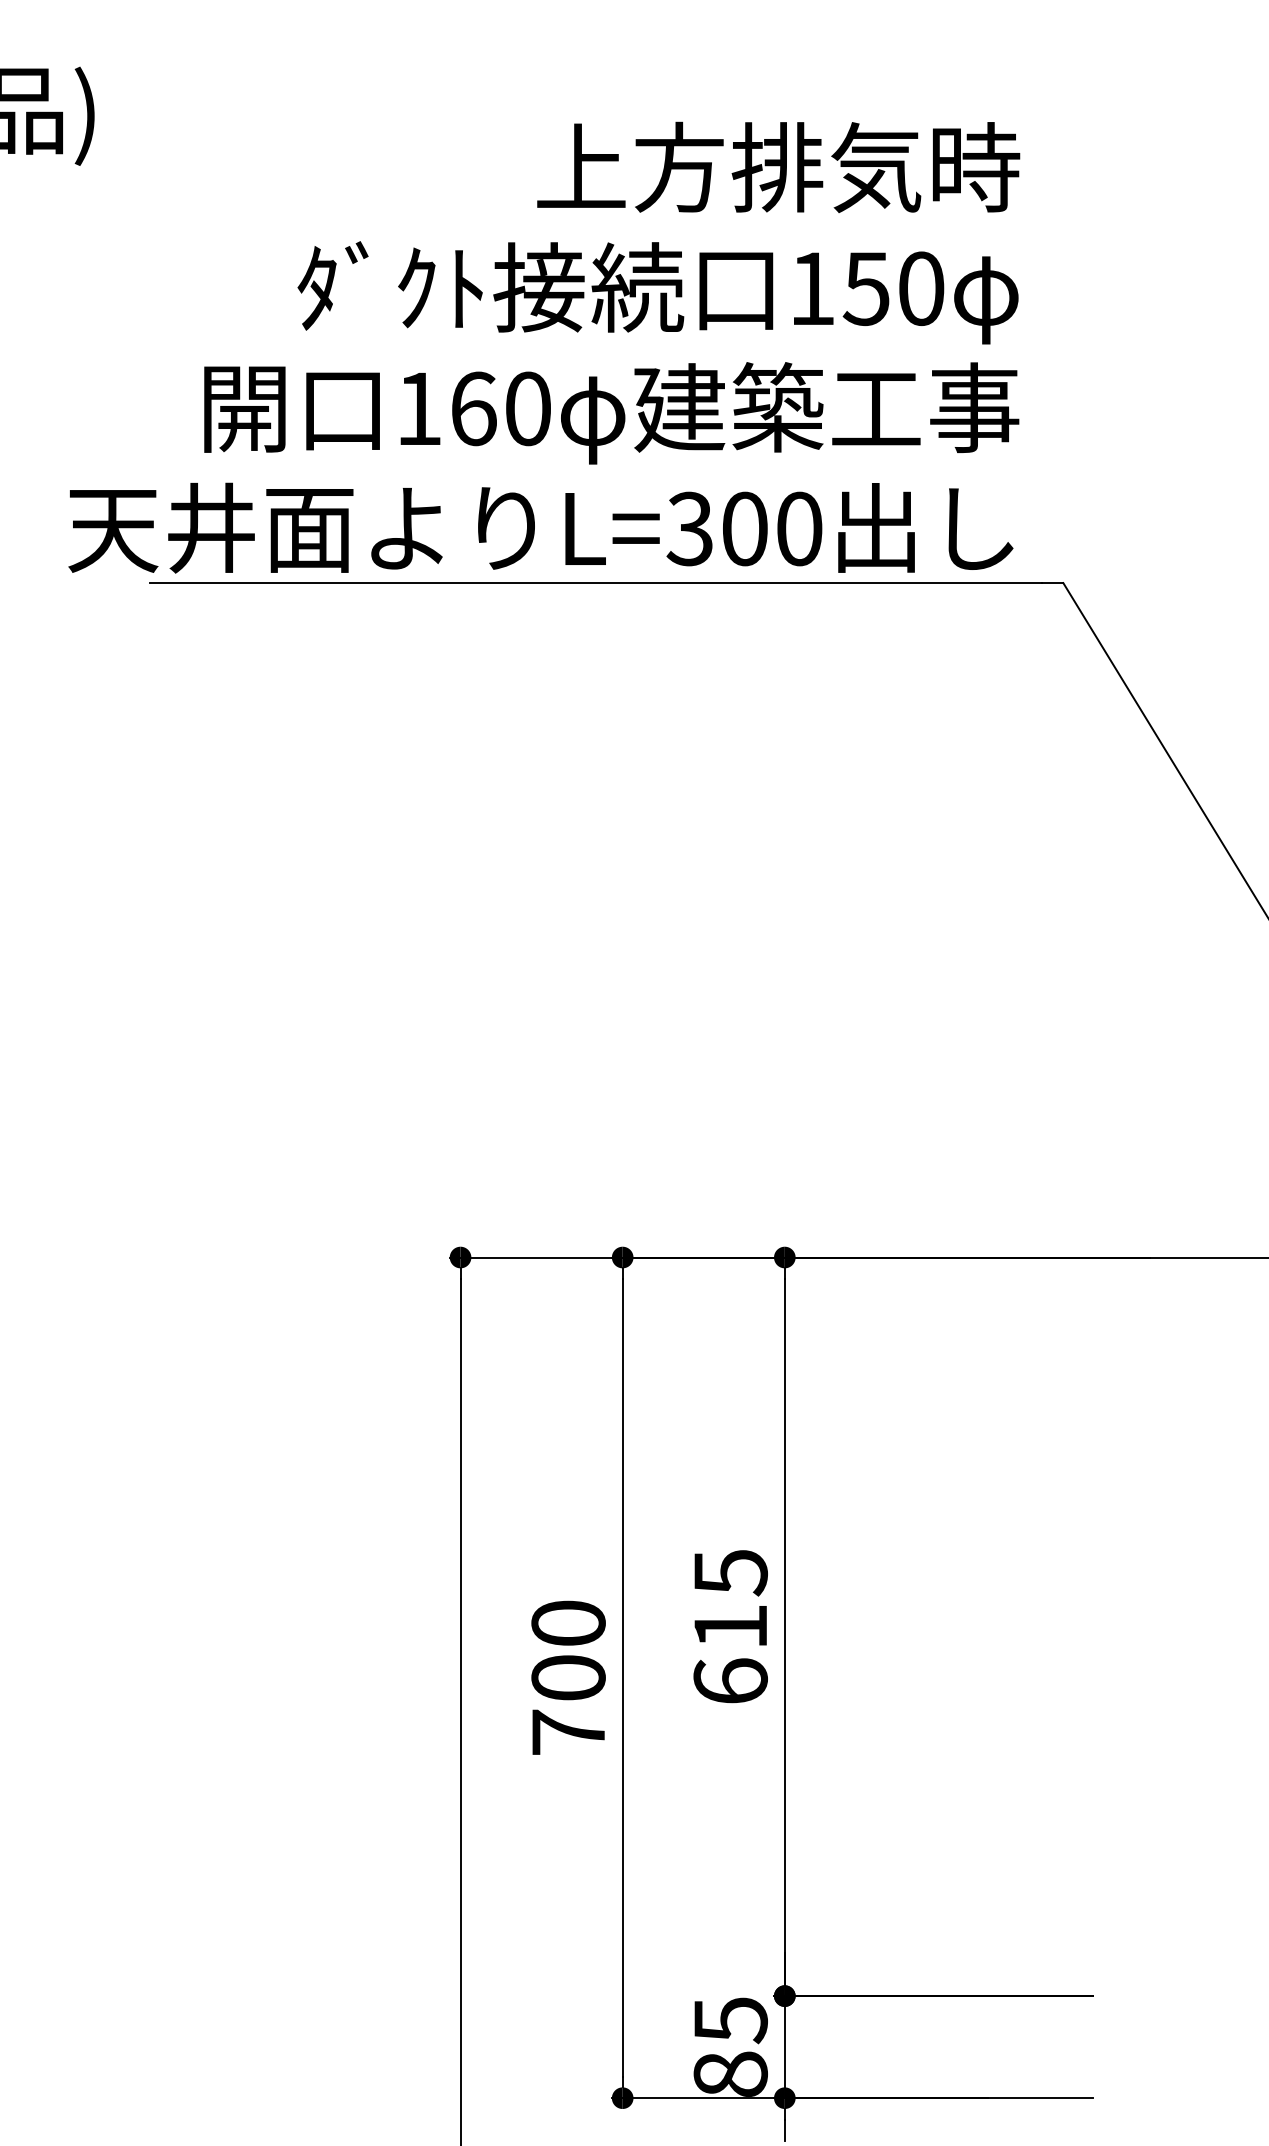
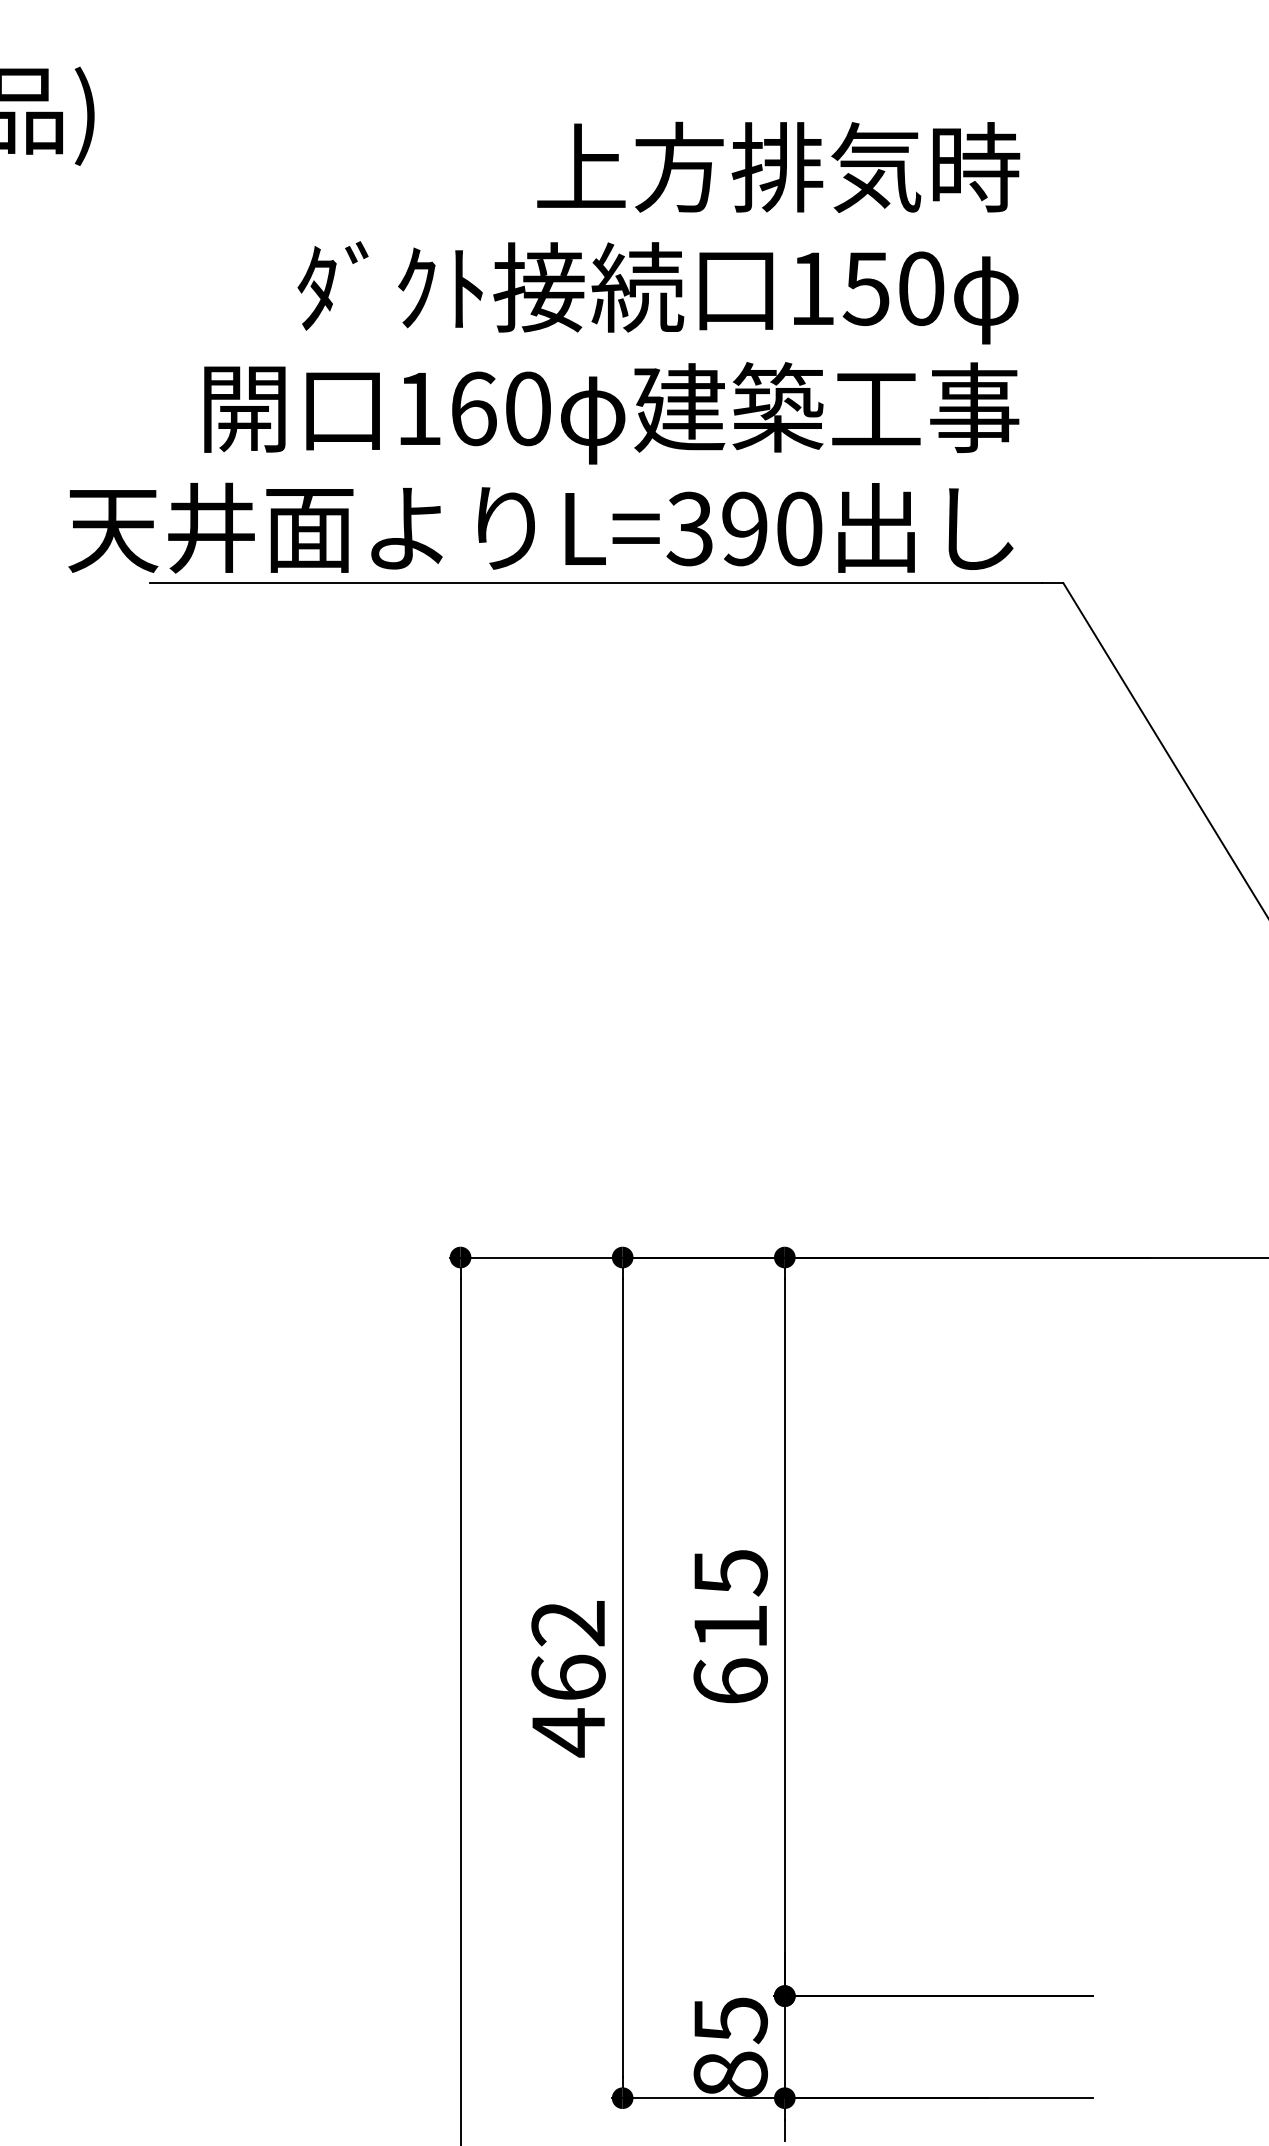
text: L=300 -> L=390 (744, 528)
text: 700 -> 462 (568, 1678)
